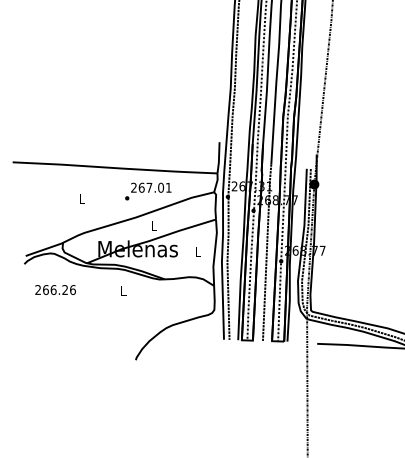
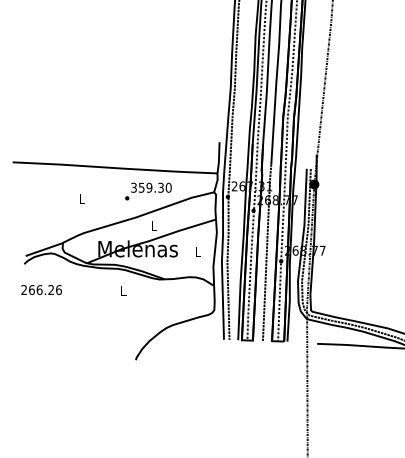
text: 267.01 -> 359.30 (151, 187)
text position: (55, 289) -> (41, 289) (41, 289)
